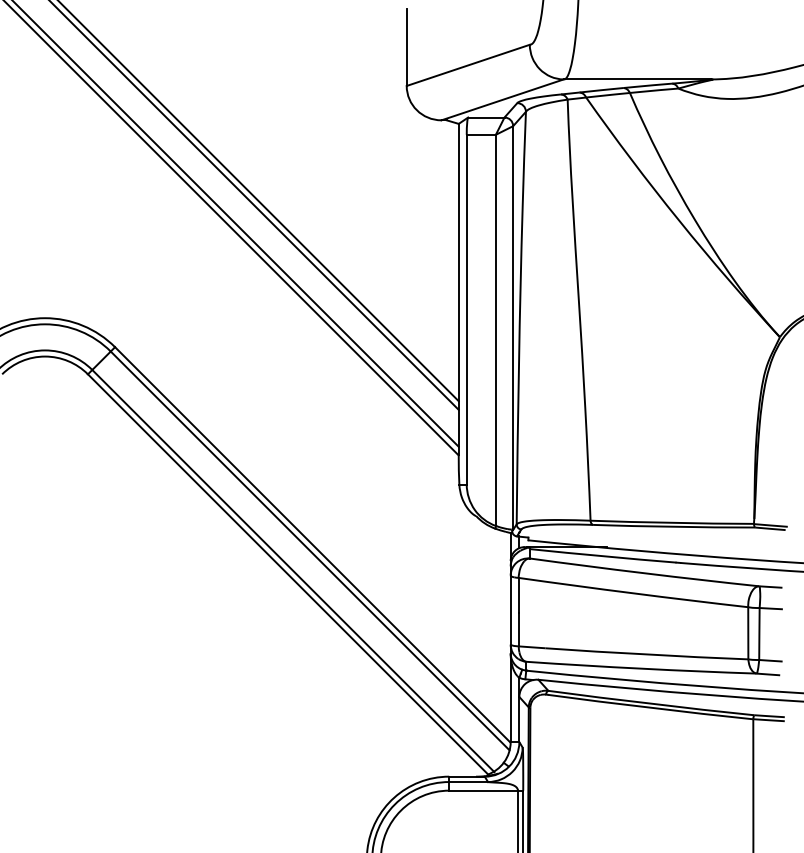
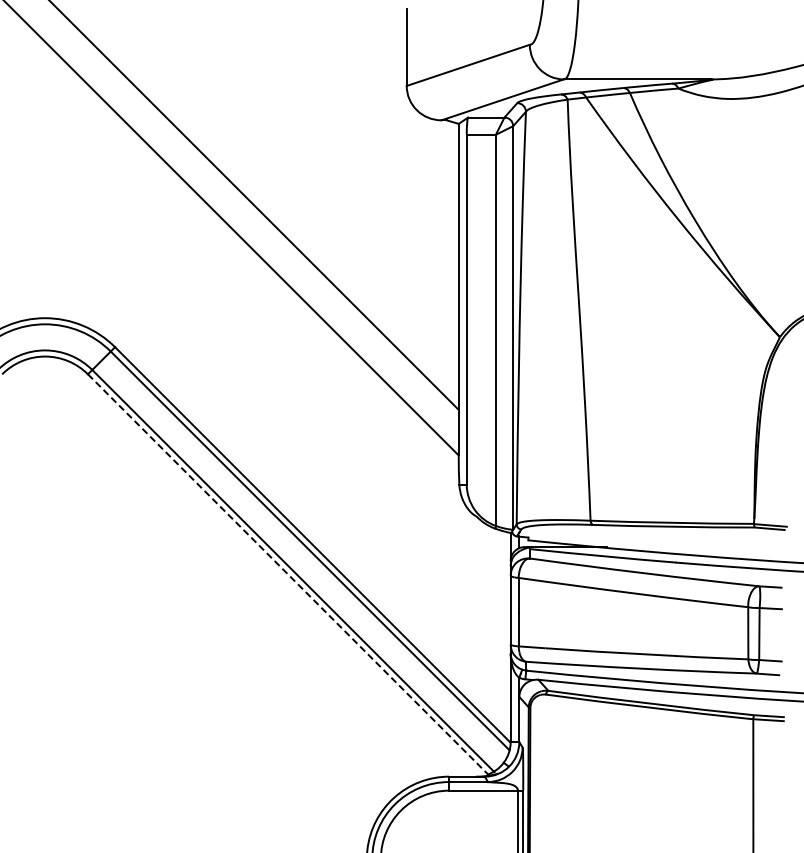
line: present -> none (258, 201)
line: present -> none (236, 224)
line: solid -> dashed (288, 574)
